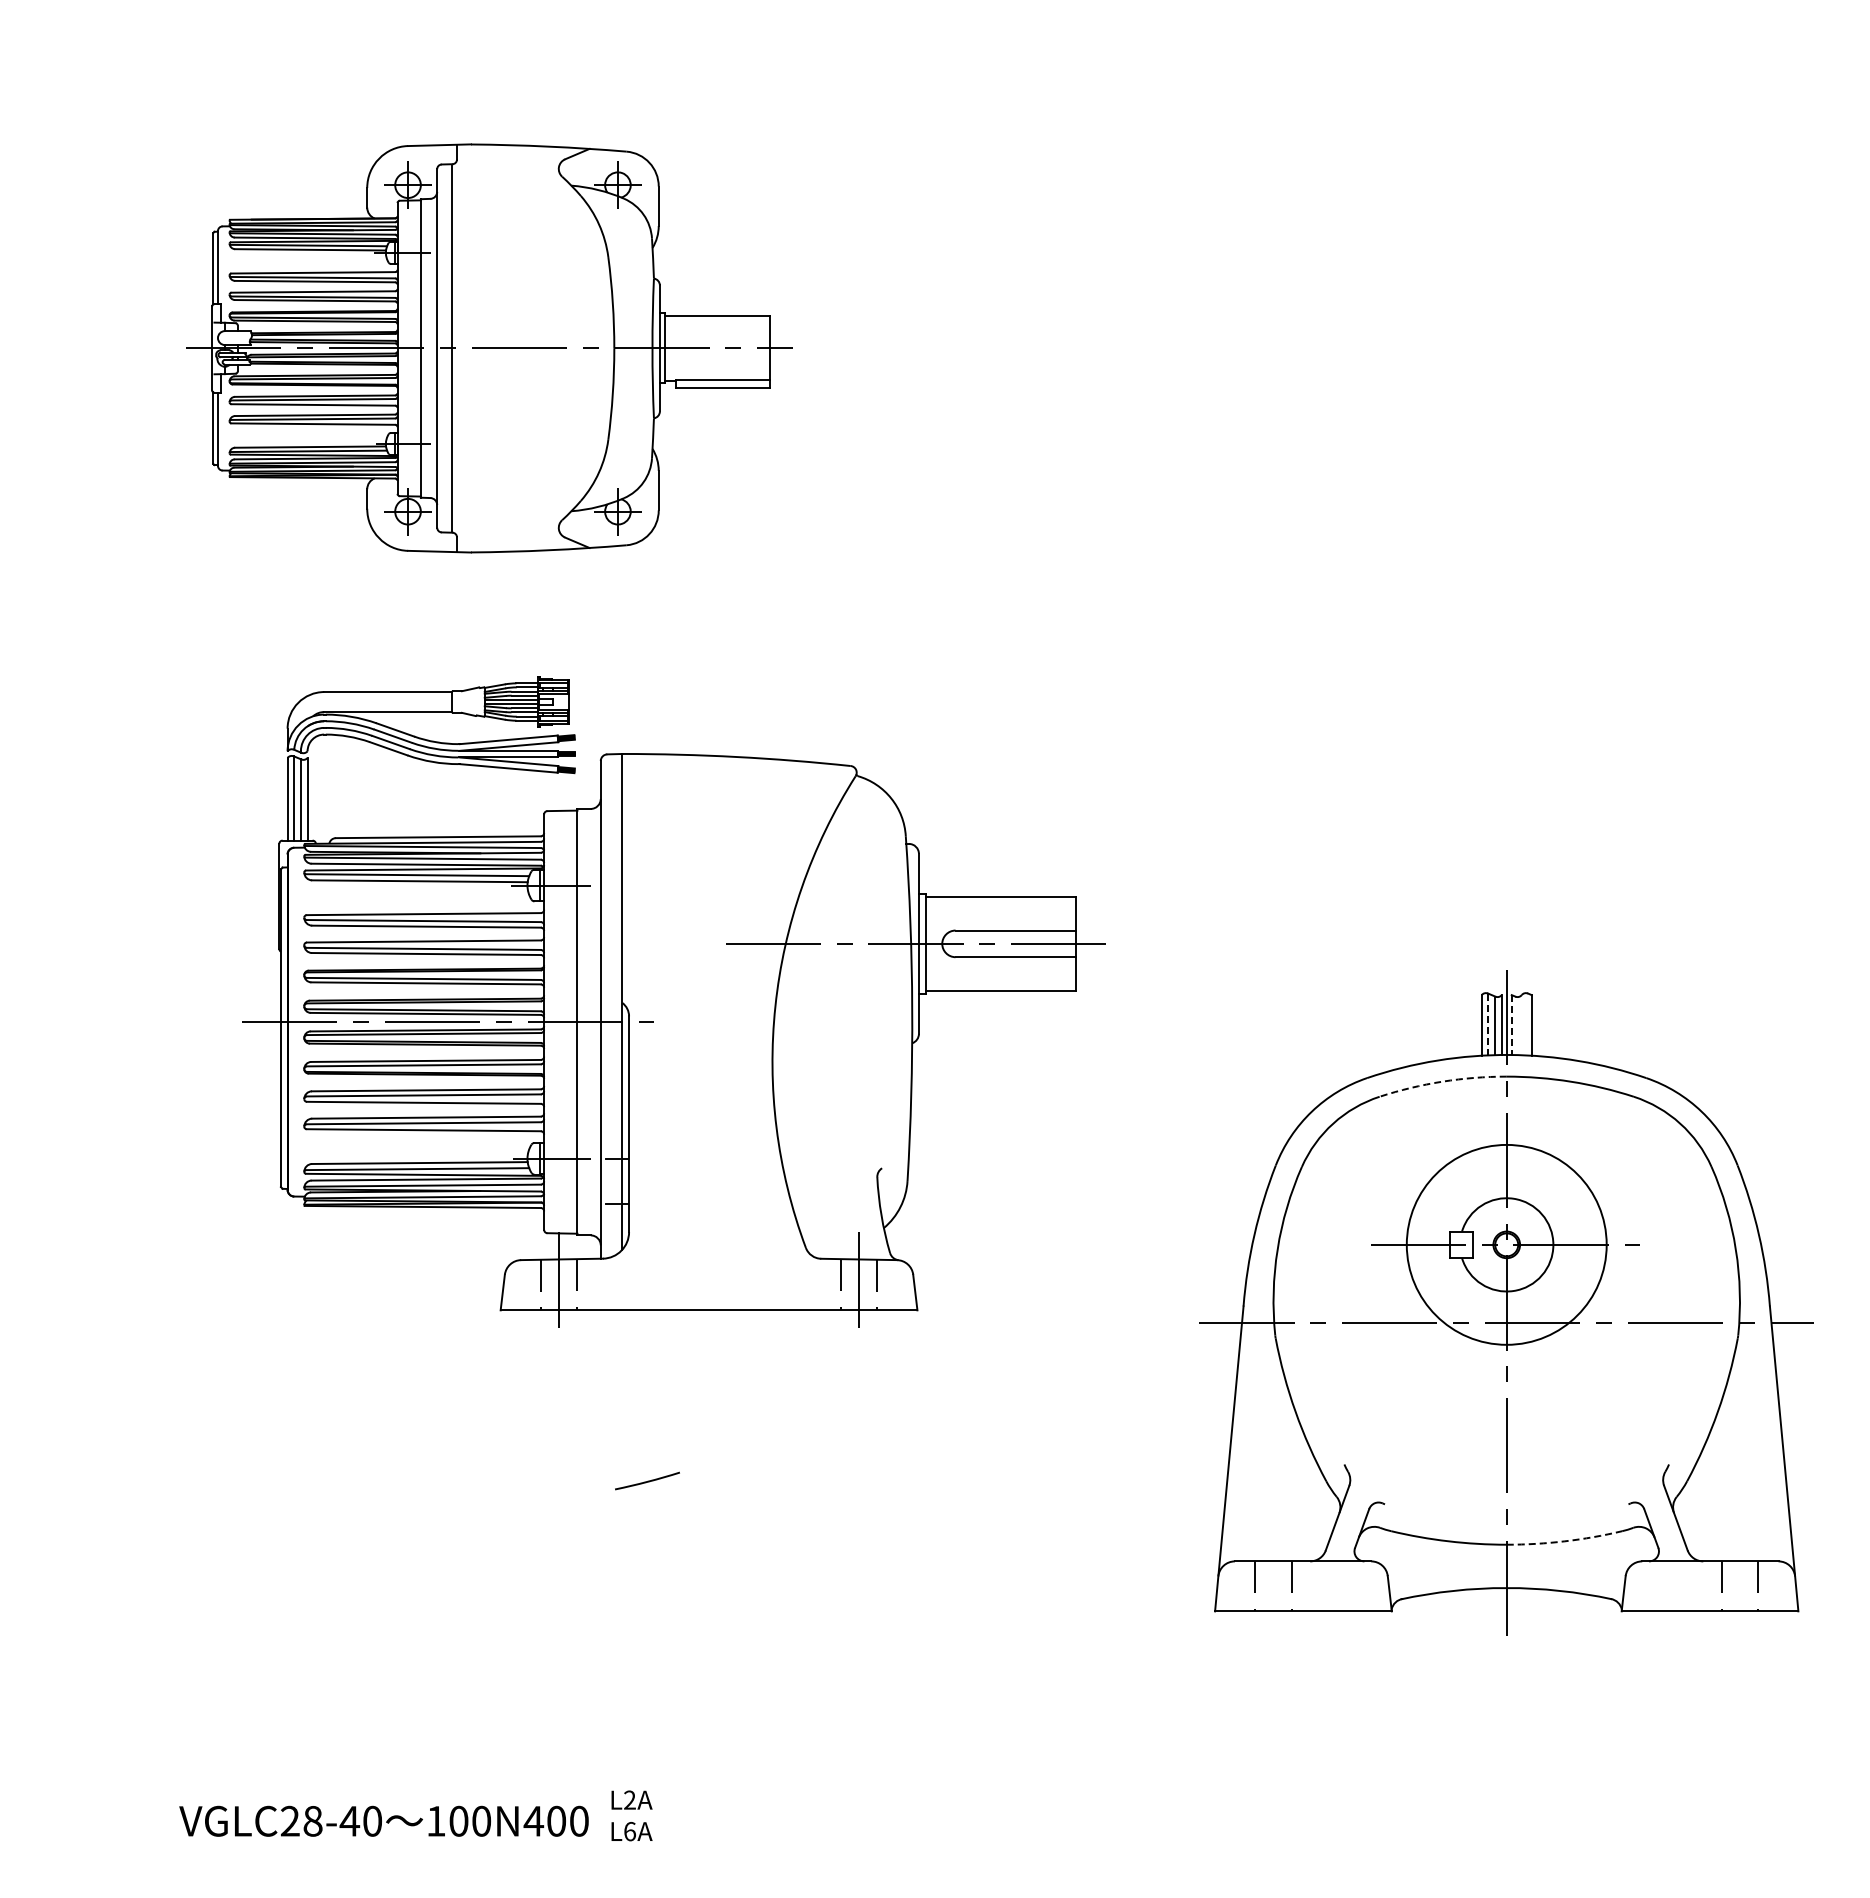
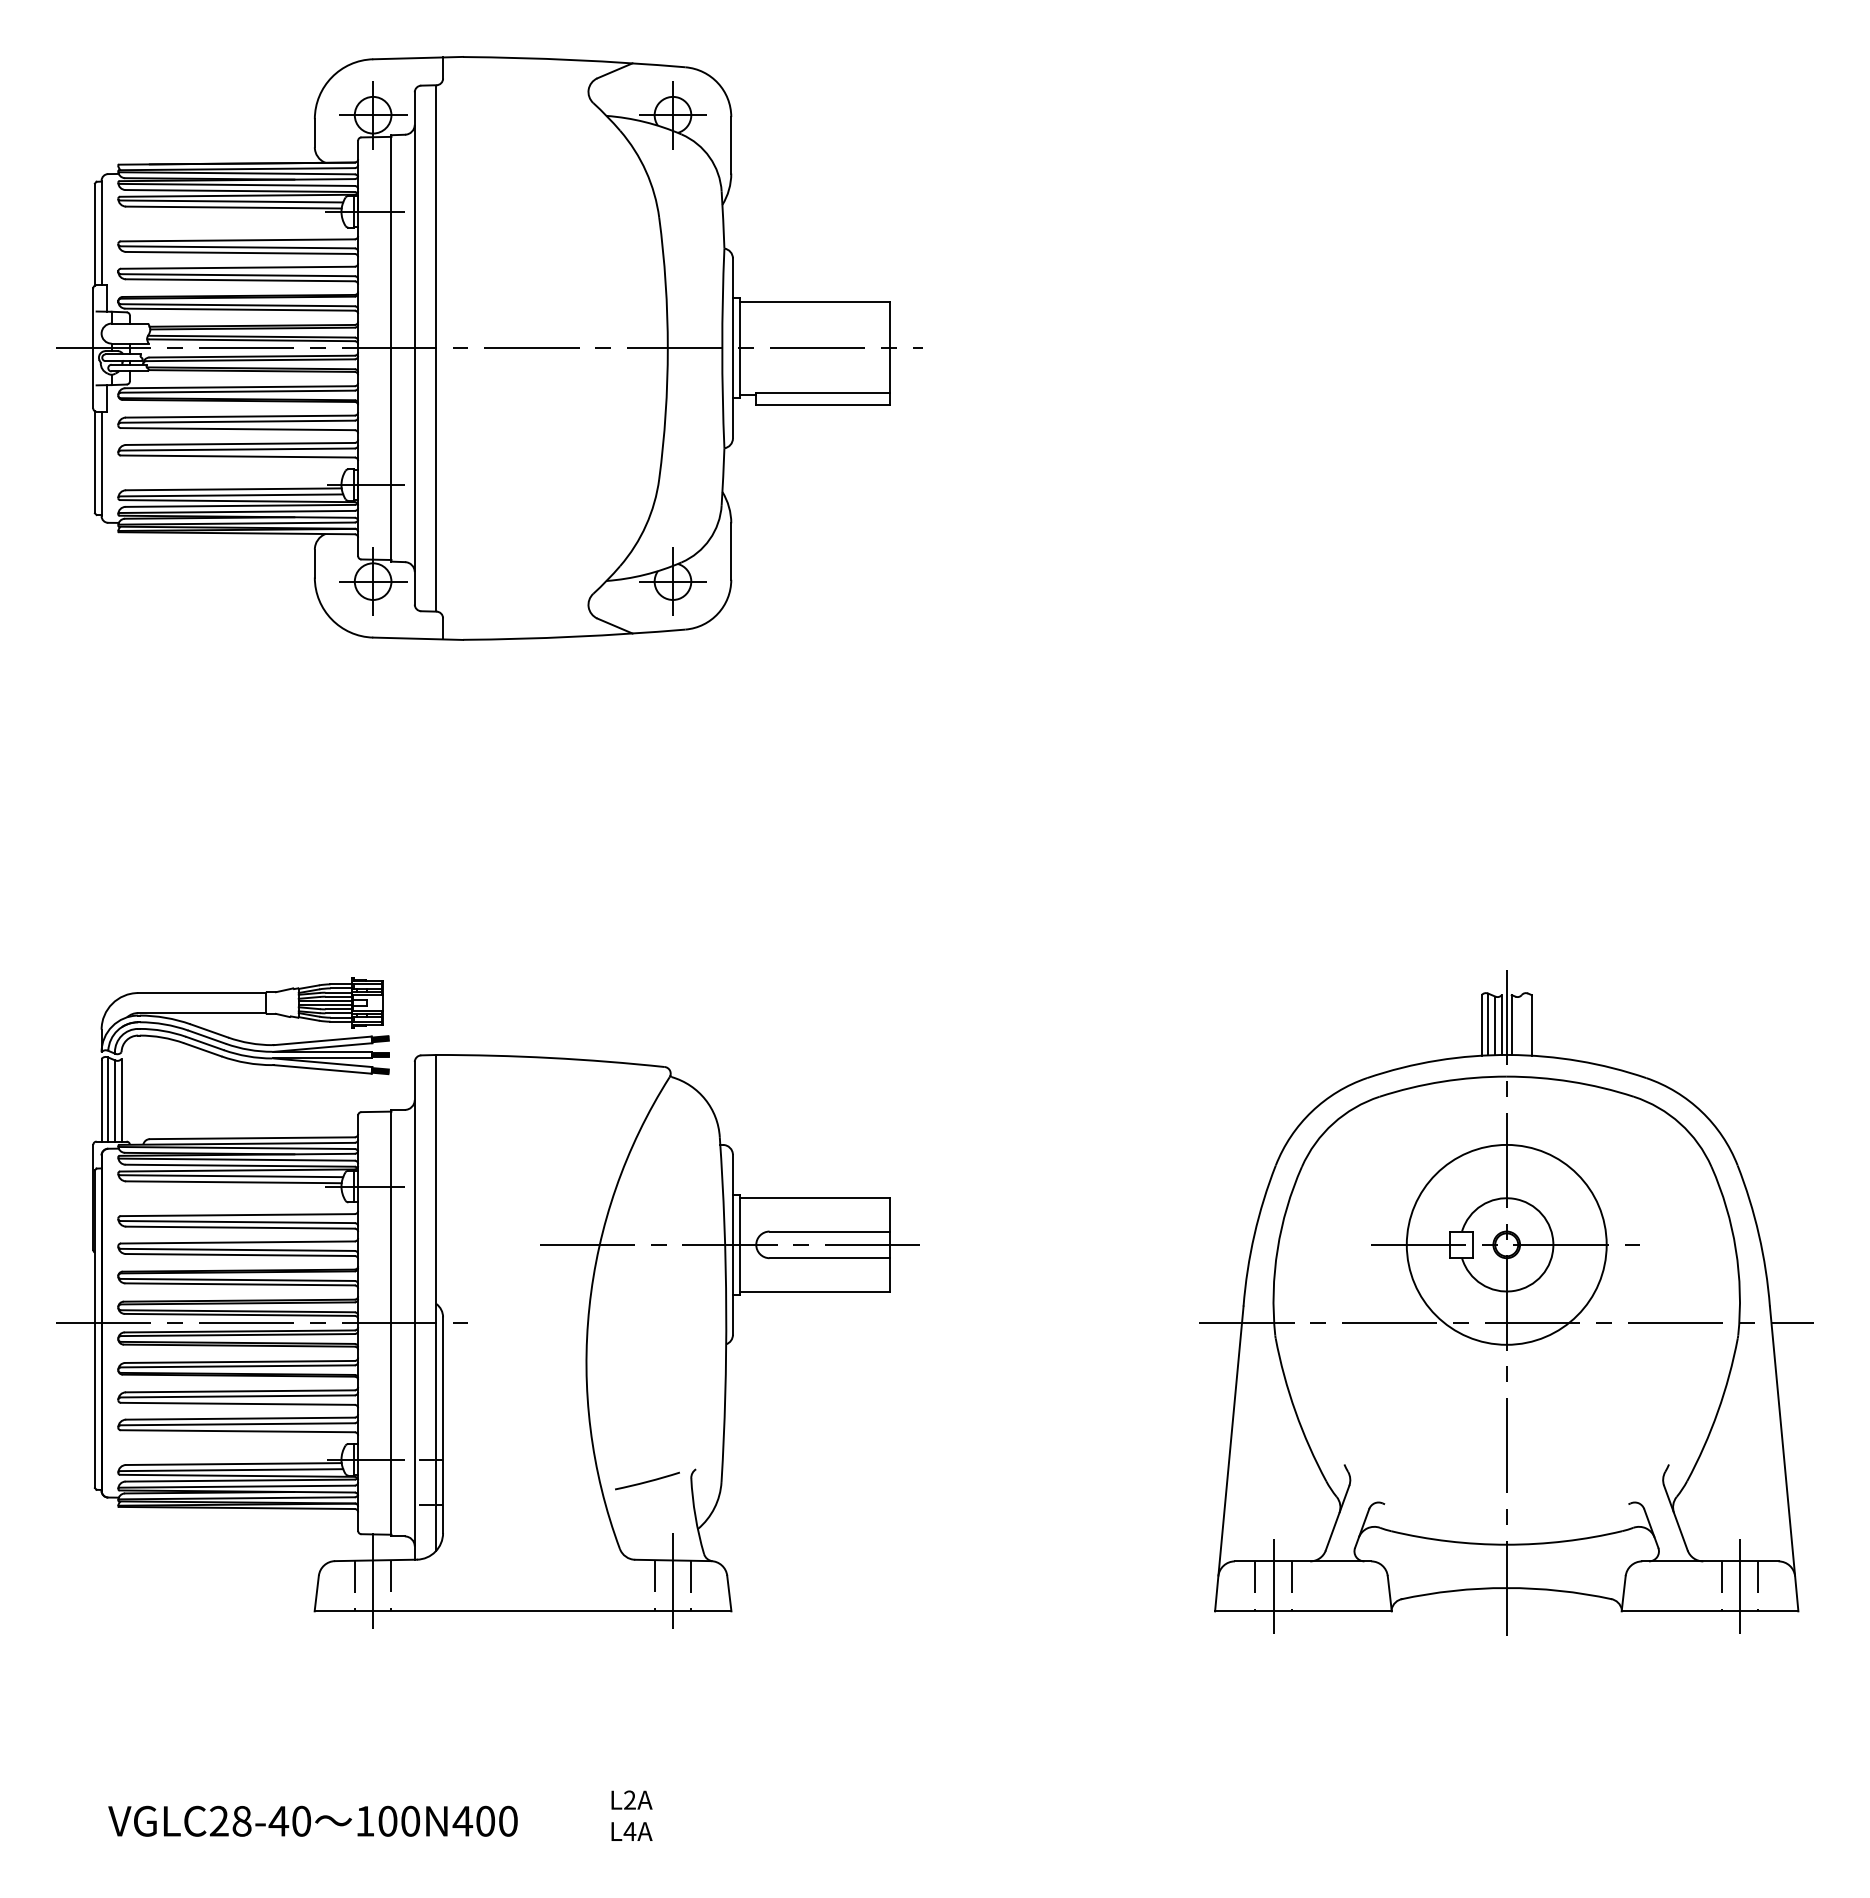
part size: 607x411 px -> 867x585 px (489, 348)
part position: (673, 1001) -> (487, 1302) (487, 1302)
line: dashed -> solid (1488, 1024)
line: dashed -> solid (1511, 1025)
arc: dashed -> solid (1442, 1081)
arc: dashed -> solid (1564, 1541)
line: none -> present (1273, 1585)
line: none -> present (1739, 1585)
text position: (383, 1820) -> (312, 1820) (312, 1820)
text: L6A -> L4A (629, 1831)
